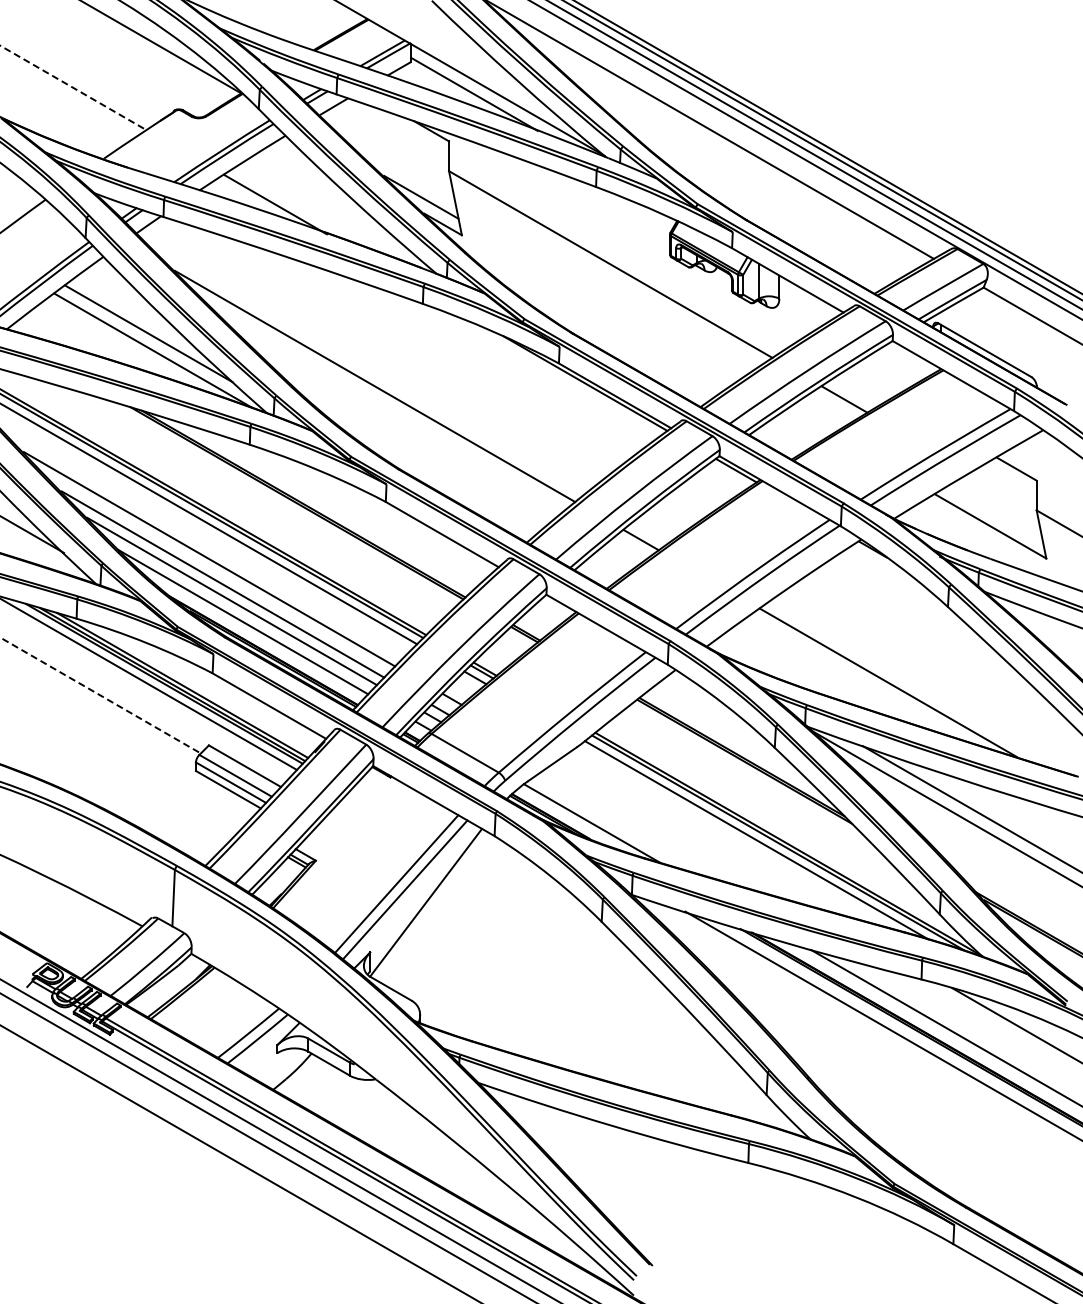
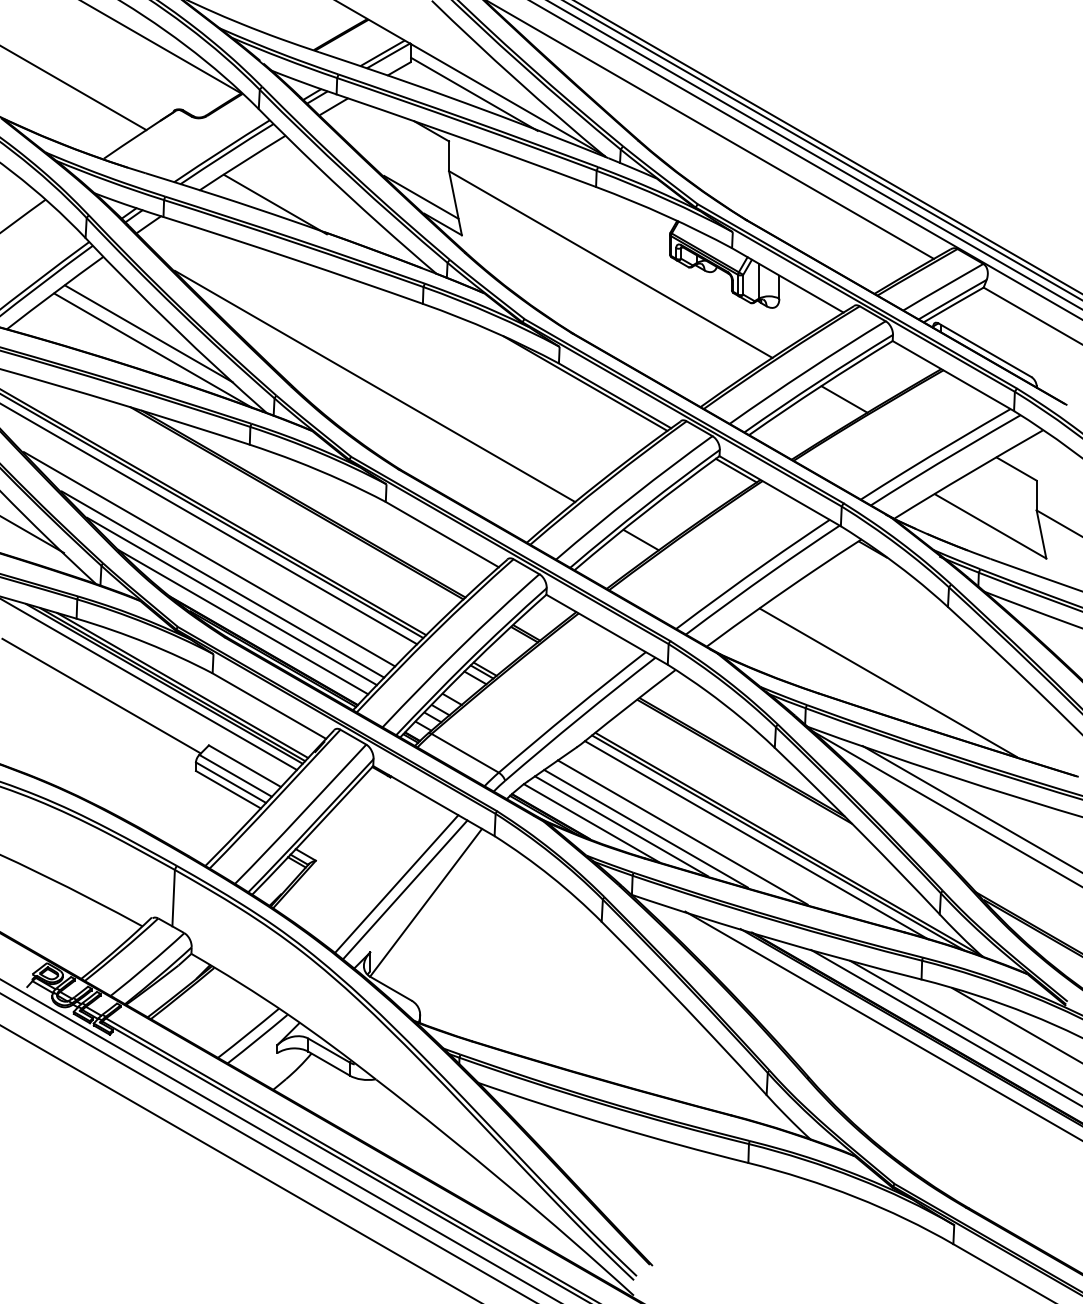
line: dashed -> solid (73, 88)
line: dashed -> solid (101, 696)
line: none -> present (620, 826)
line: none -> present (645, 828)
line: none -> present (682, 832)
line: none -> present (964, 1026)
